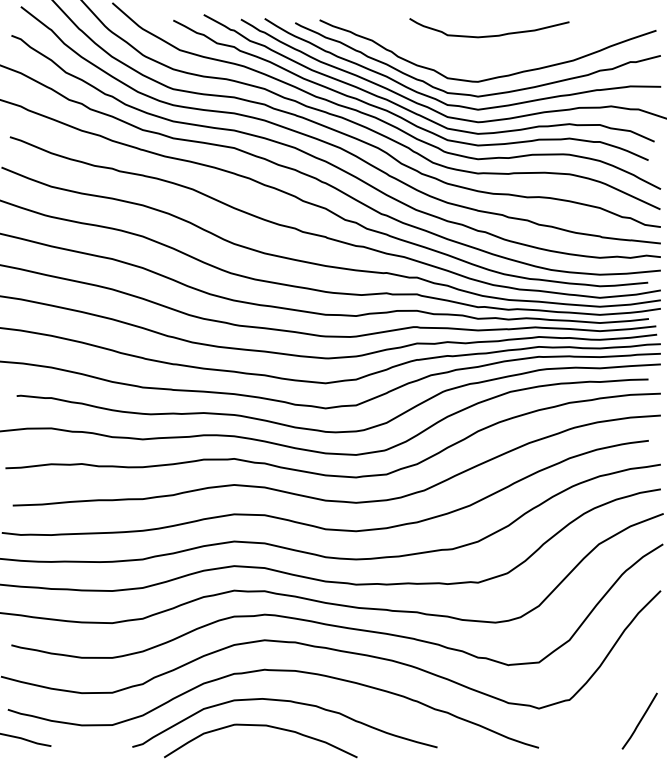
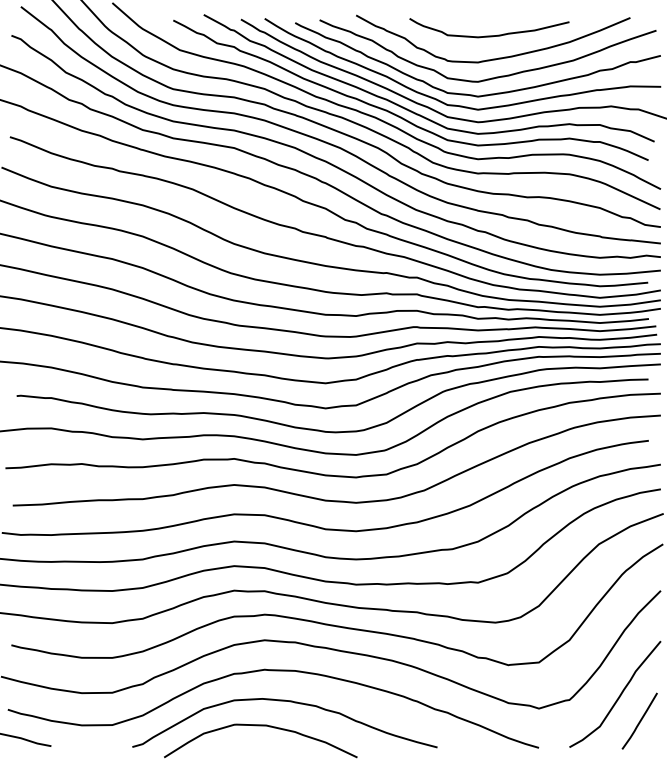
curve: none -> present (498, 57)
curve: none -> present (619, 694)
